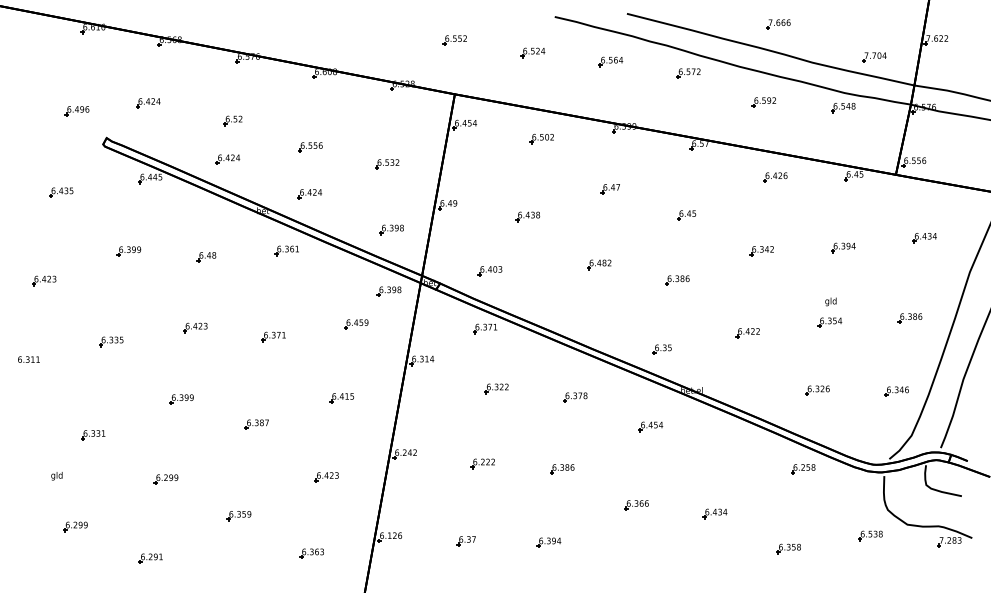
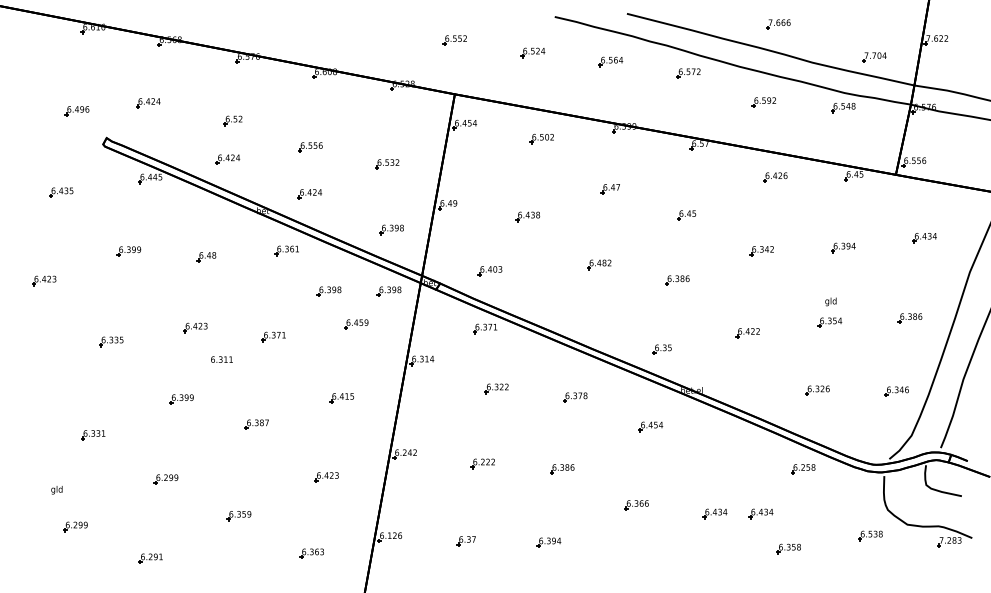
part: none -> present (328, 291)
text position: (28, 359) -> (221, 359) (221, 359)
text position: (56, 476) -> (56, 490) (56, 490)
part: none -> present (760, 513)
